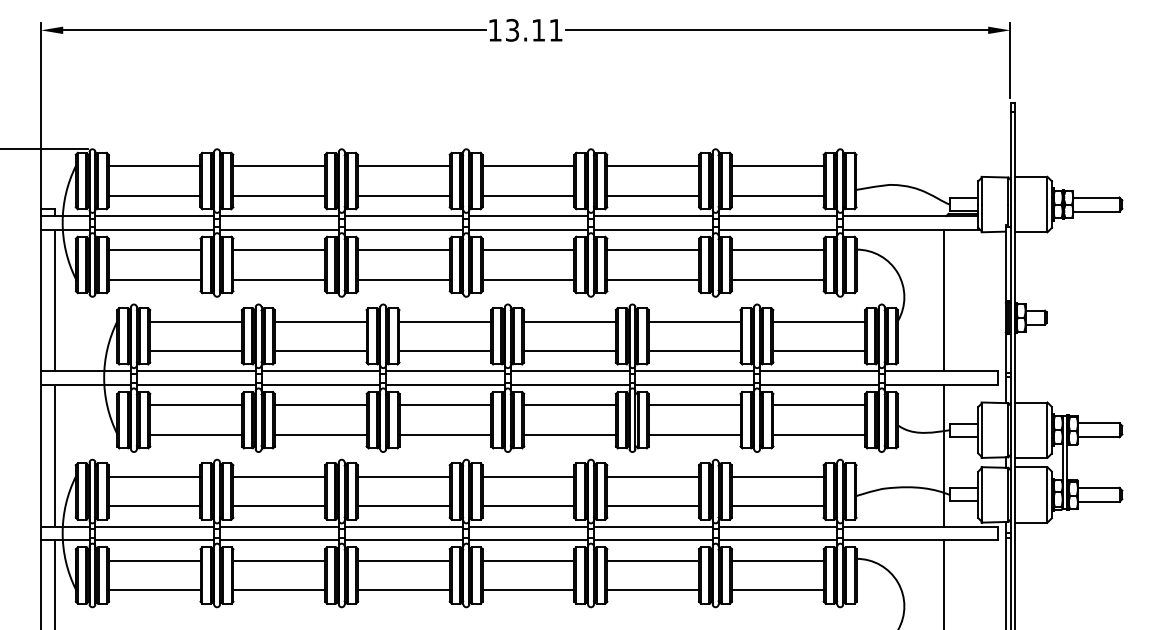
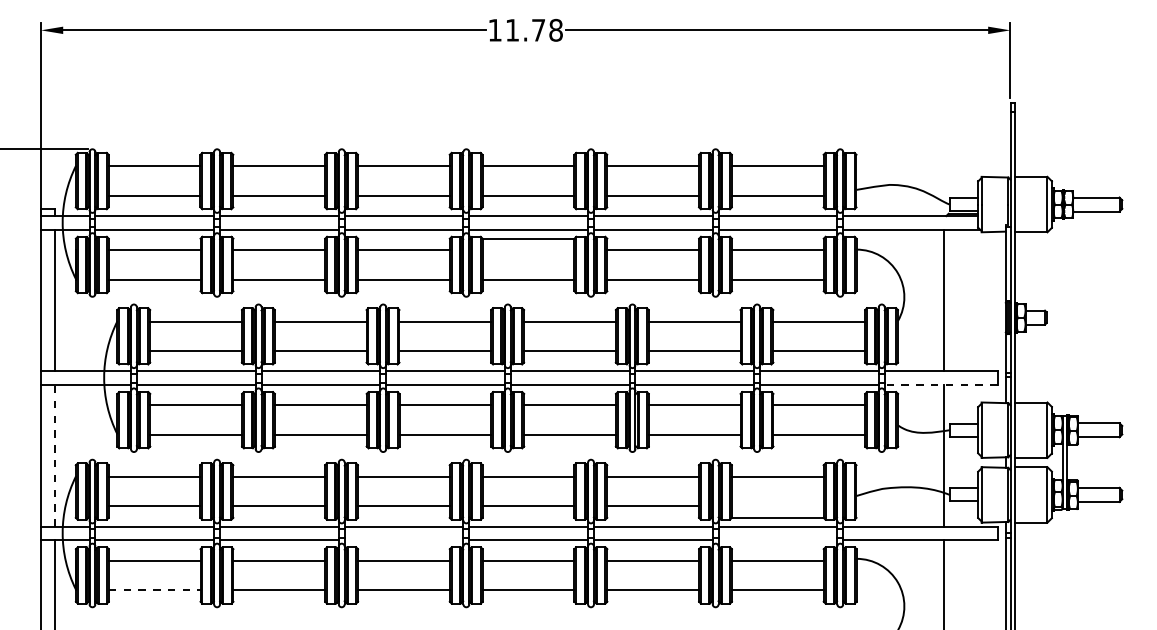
text: 13.11 -> 11.78 (534, 29)
line position: (528, 250) -> (528, 239) (528, 239)
line: solid -> dashed (940, 385)
line: solid -> dashed (55, 455)
line position: (777, 506) -> (777, 518) (777, 518)
line: present -> none (403, 540)
line: present -> none (777, 540)
line: solid -> dashed (154, 590)
